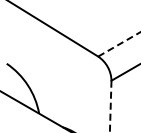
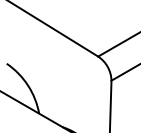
line: dashed -> solid (119, 44)
line: dashed -> solid (110, 106)
